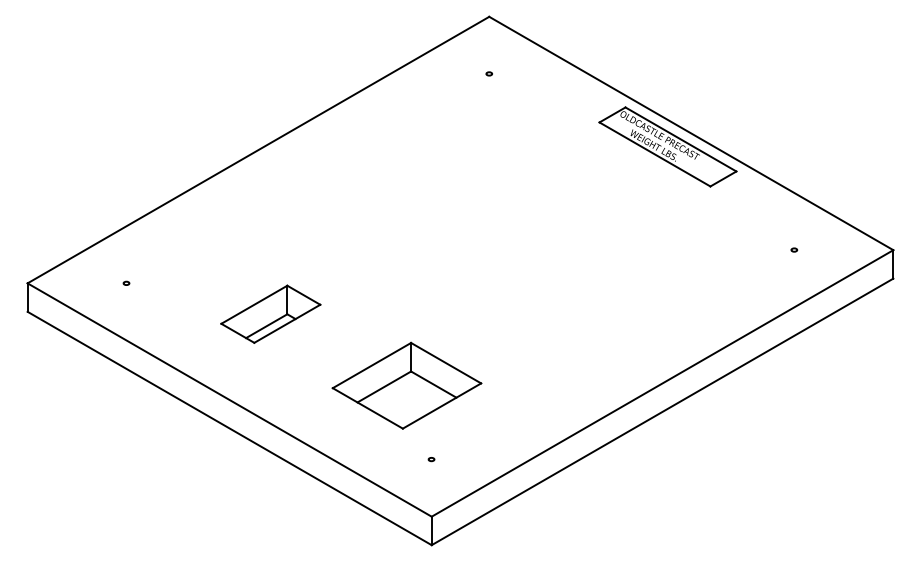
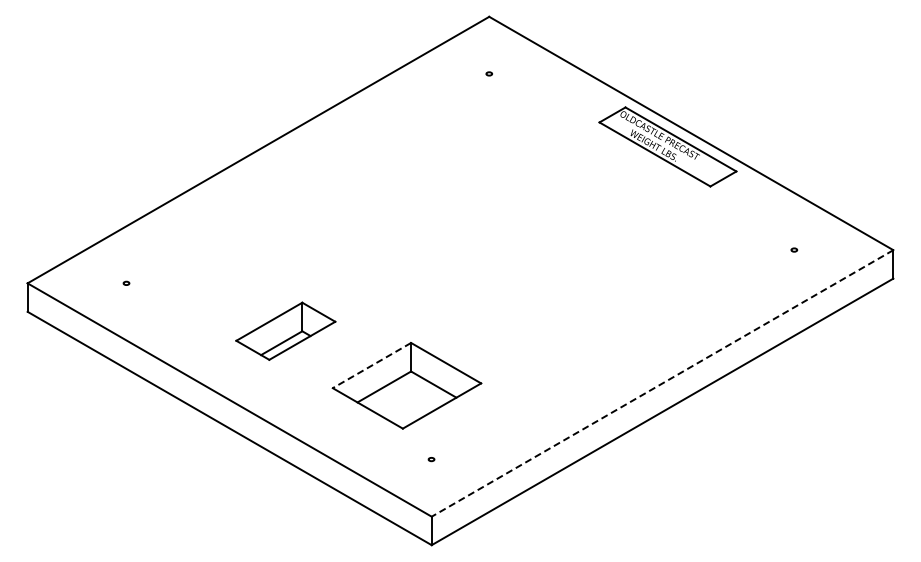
part position: (270, 313) -> (285, 330) (285, 330)
line: solid -> dashed (371, 365)
line: solid -> dashed (662, 383)
